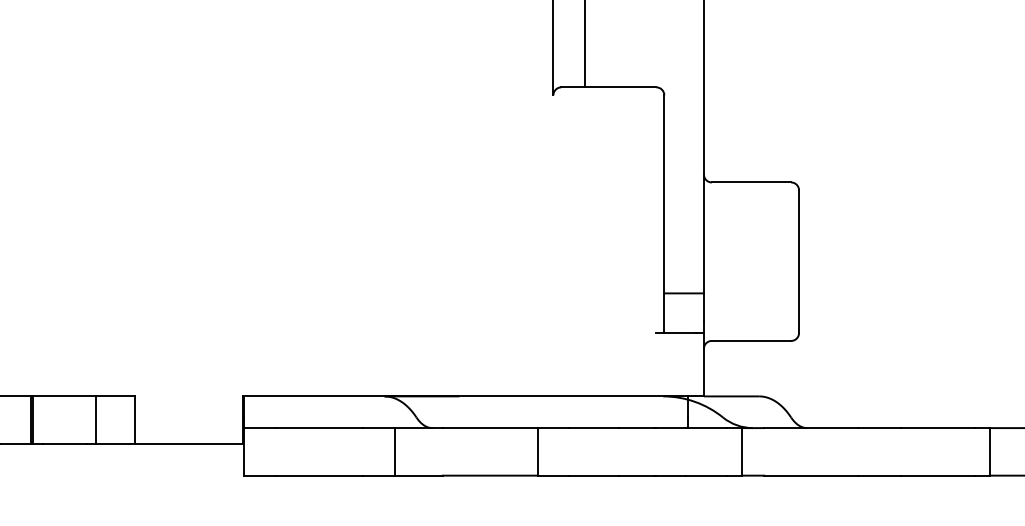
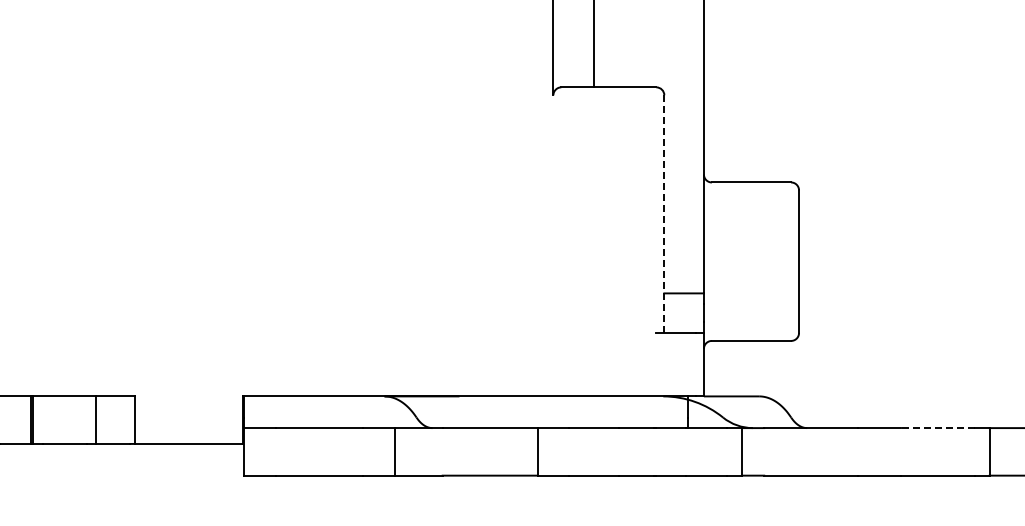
line position: (585, 44) -> (594, 44) (594, 44)
line: solid -> dashed (664, 214)
line: solid -> dashed (938, 428)
